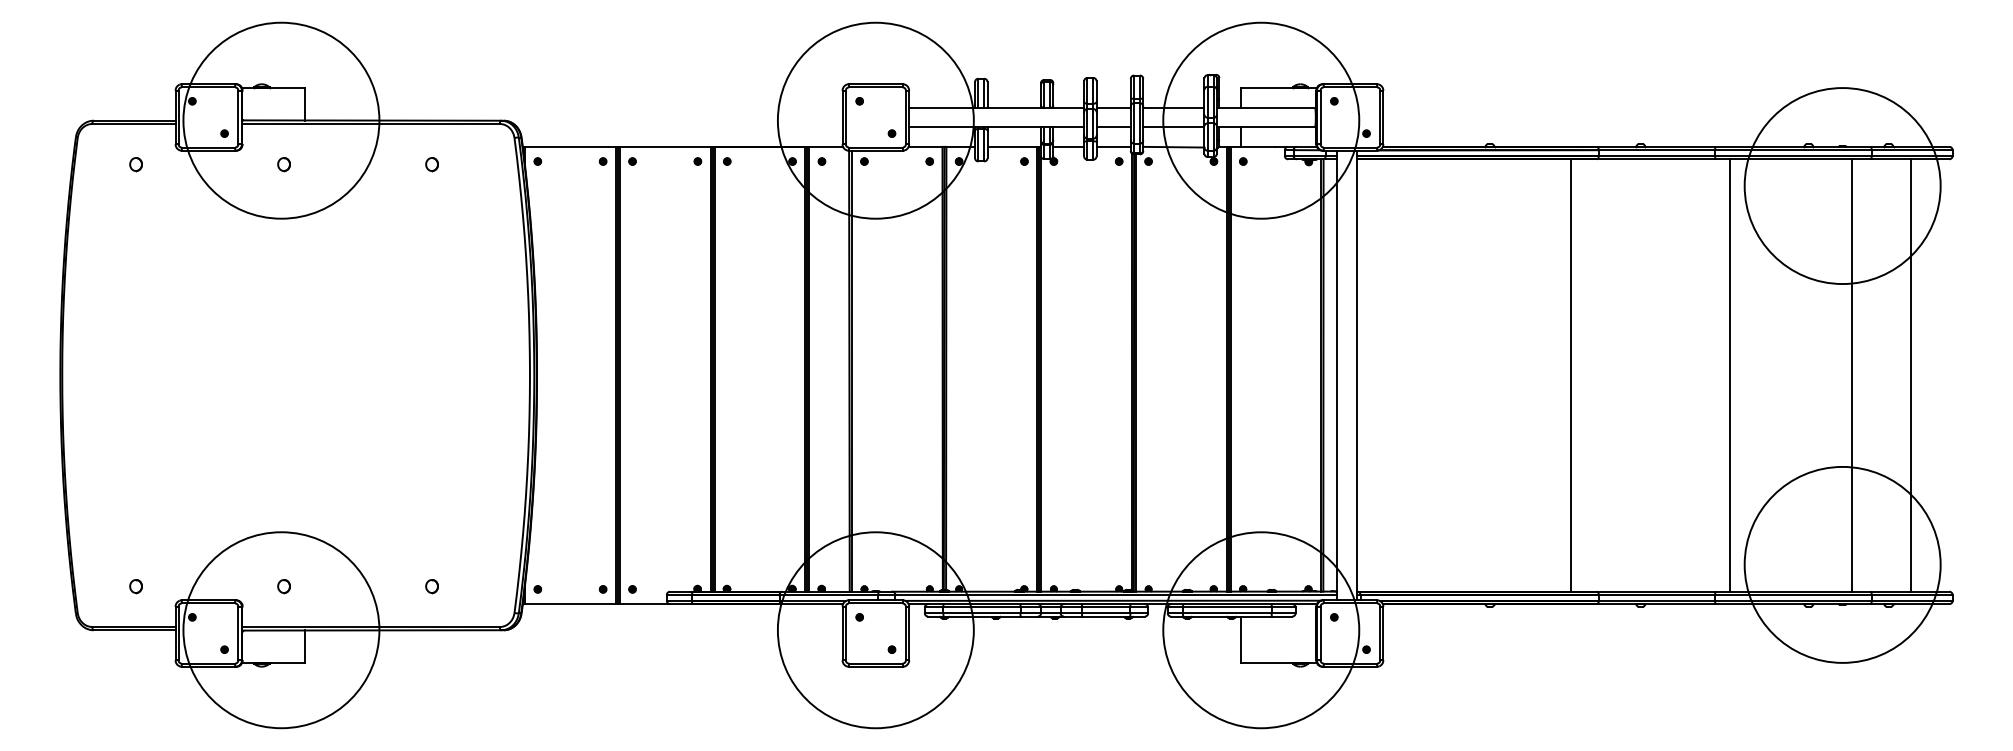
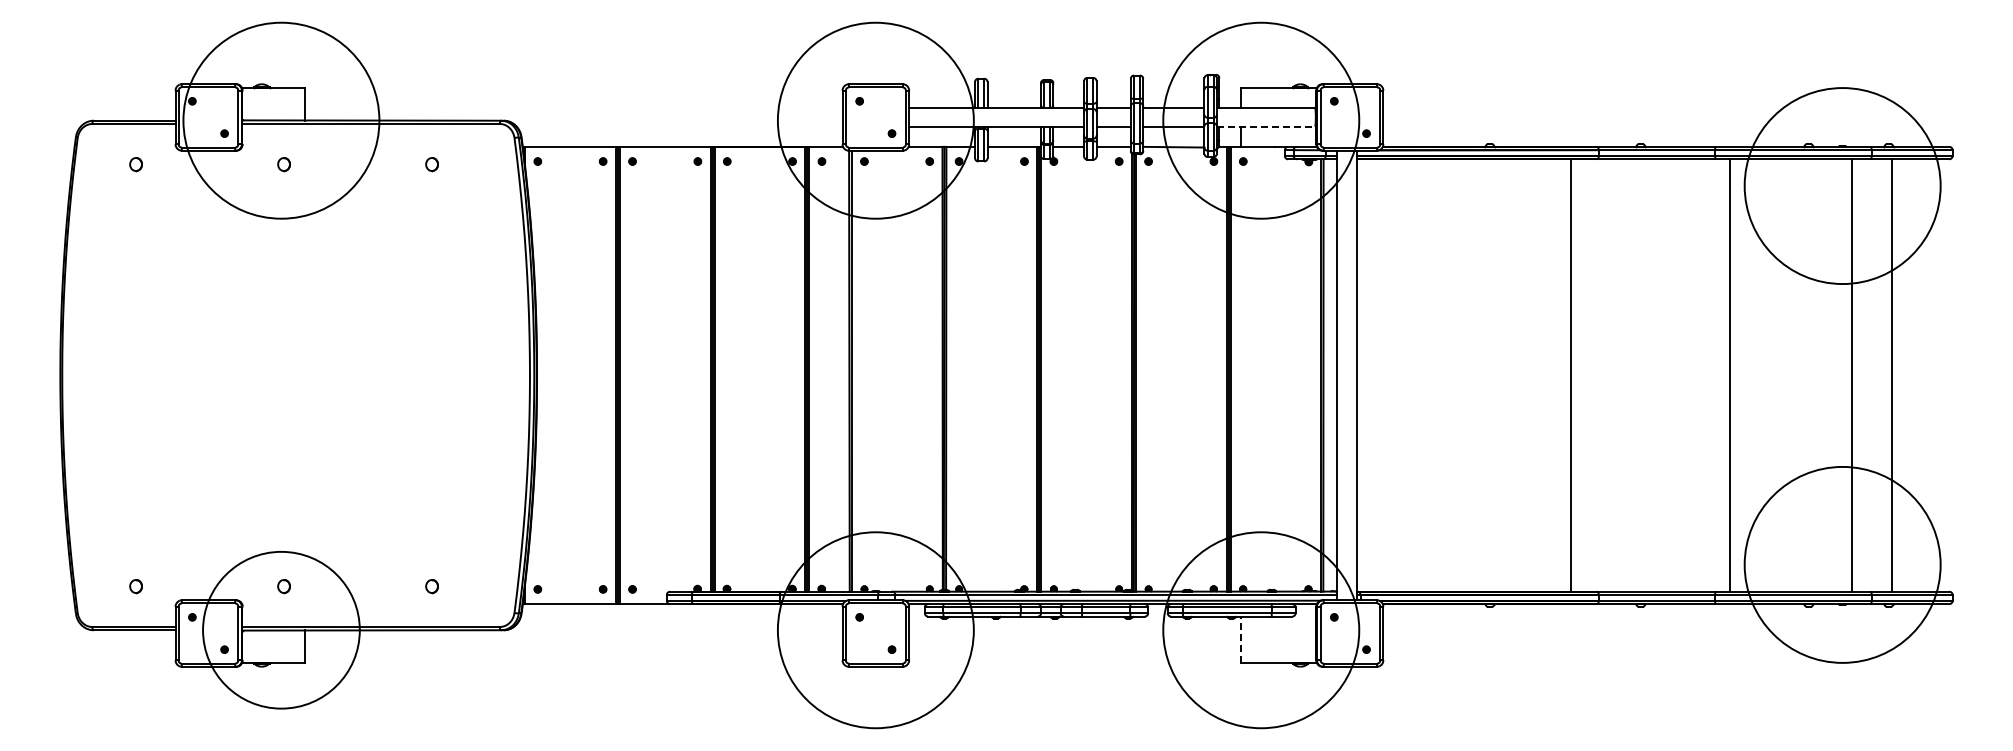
line: solid -> dashed (1266, 127)
line position: (1911, 375) -> (1892, 375) (1892, 375)
circle diameter: 196 px -> 157 px (281, 629)
line: solid -> dashed (1240, 639)
